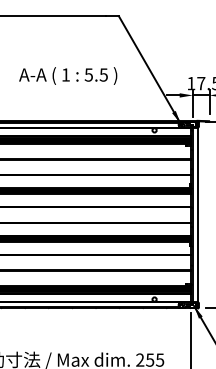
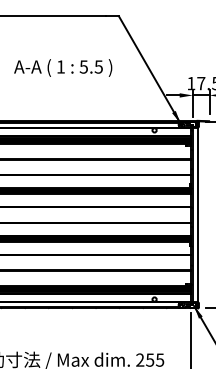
text position: (68, 75) -> (63, 67) (63, 67)
